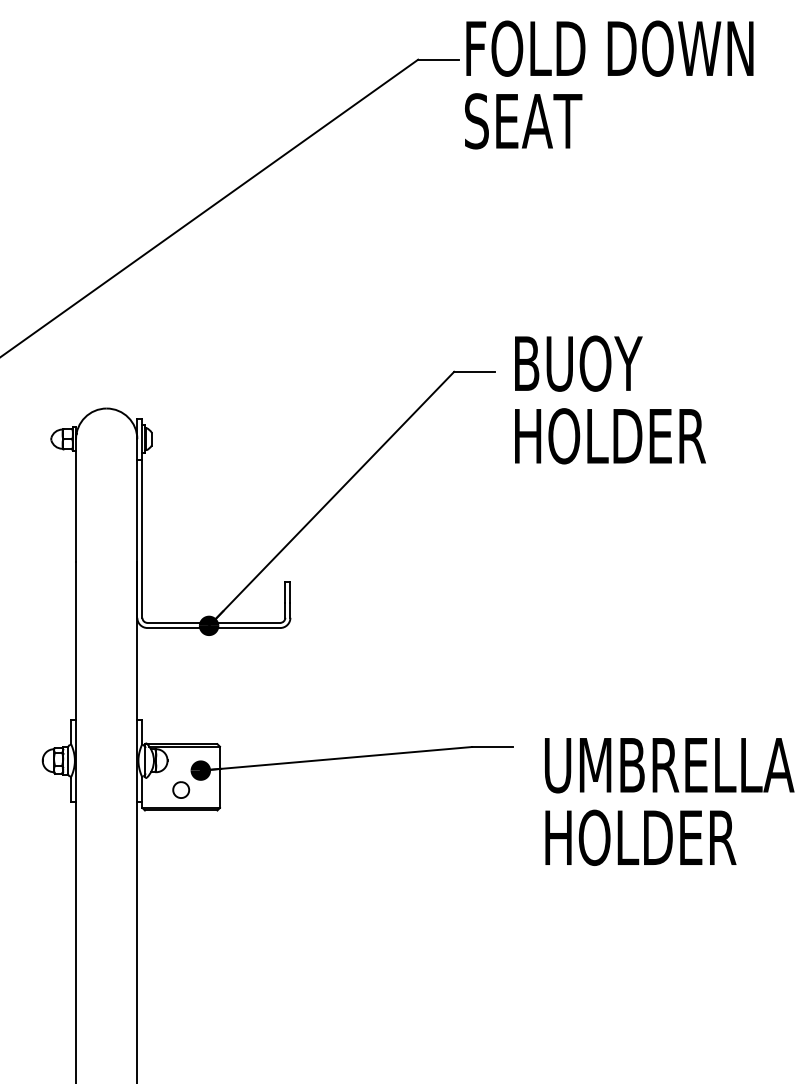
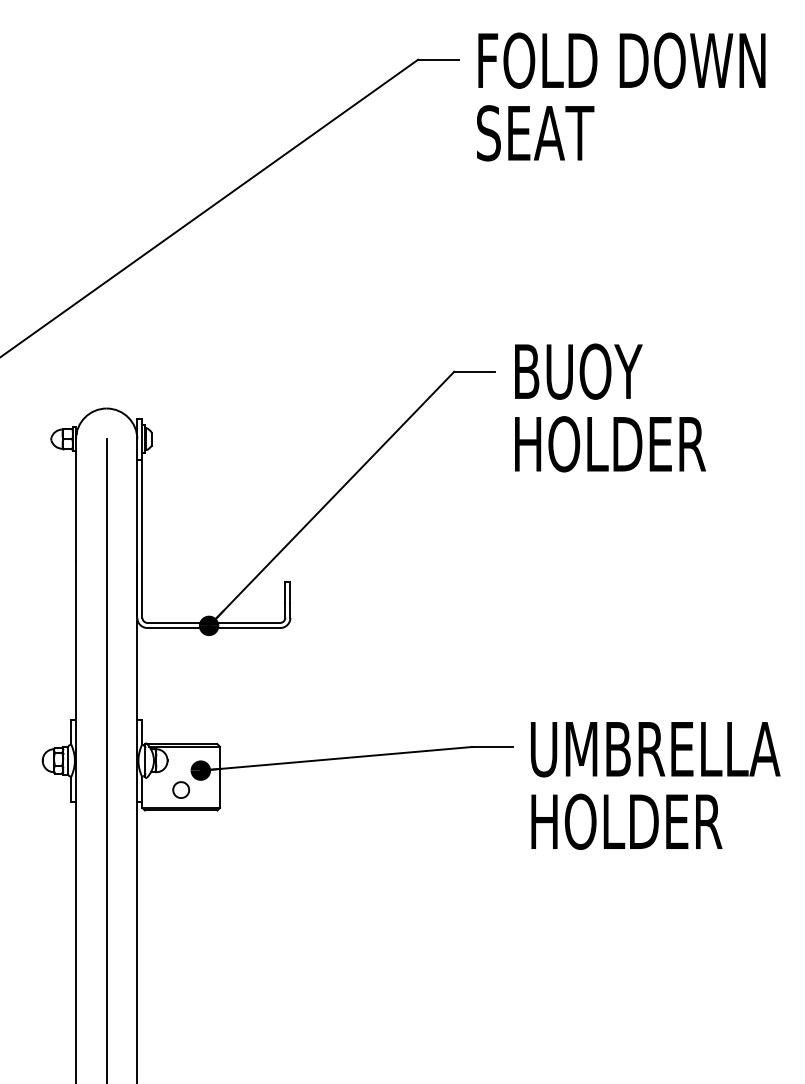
text position: (609, 84) -> (621, 96) (621, 96)
text position: (610, 399) -> (610, 407) (610, 407)
line: none -> present (106, 759)
text position: (669, 801) -> (655, 785) (655, 785)
